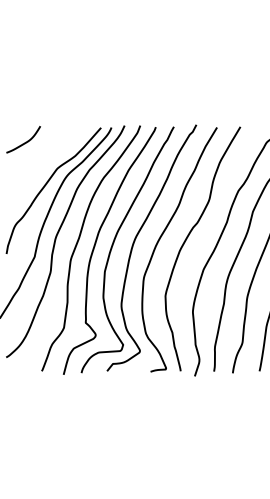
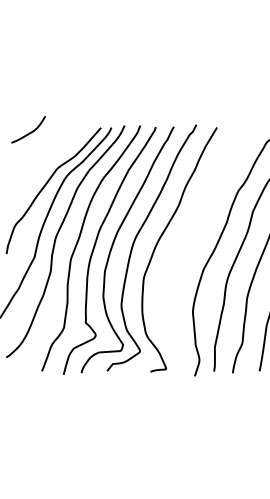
curve position: (24, 142) -> (29, 132) (29, 132)
curve: present -> none (187, 239)
